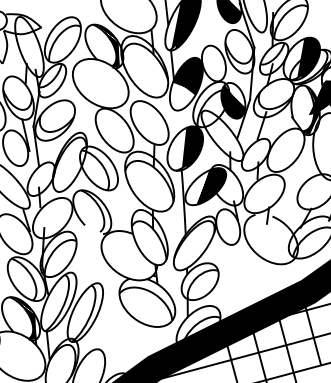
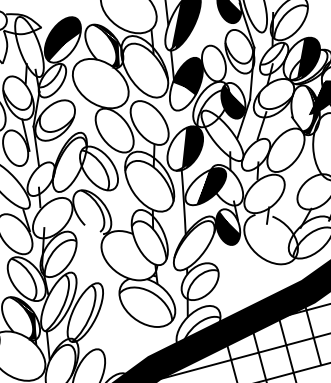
fill: none -> present (62, 39)
fill: none -> present (228, 227)
